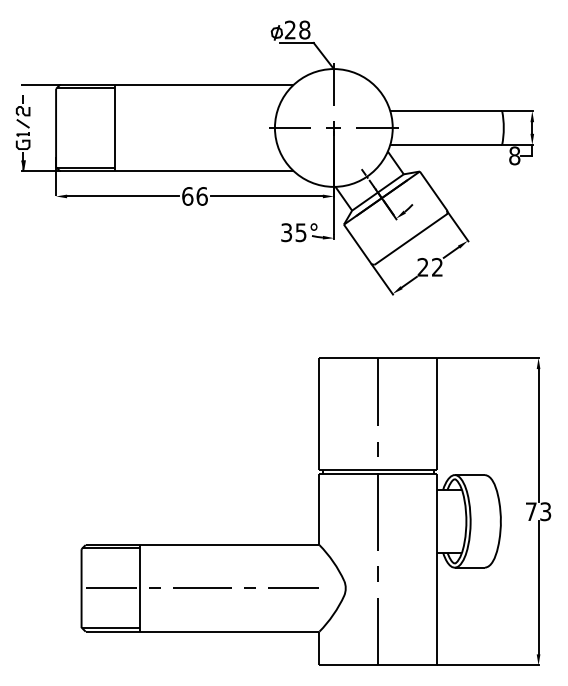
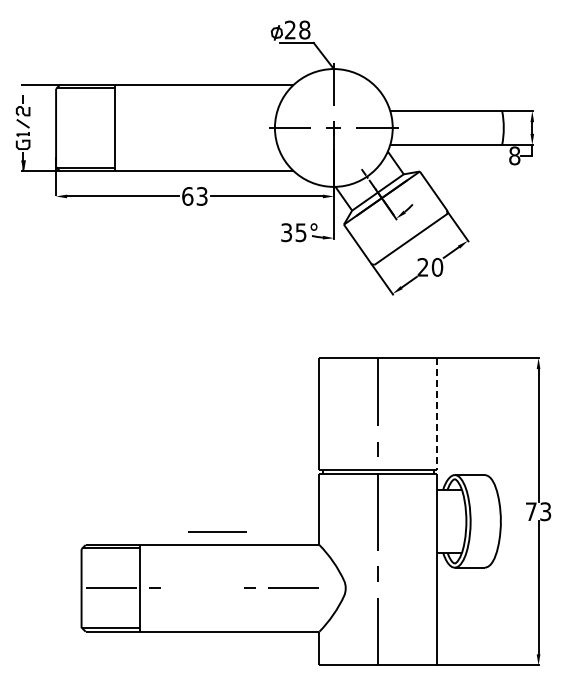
text: 66 -> 63 (201, 196)
text: 22 -> 20 (437, 267)
line: solid -> dashed (437, 413)
line position: (202, 587) -> (217, 531) (217, 531)
